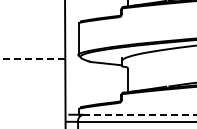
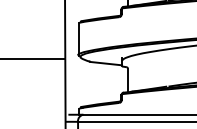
line: dashed -> solid (32, 58)
line: dashed -> solid (140, 114)
